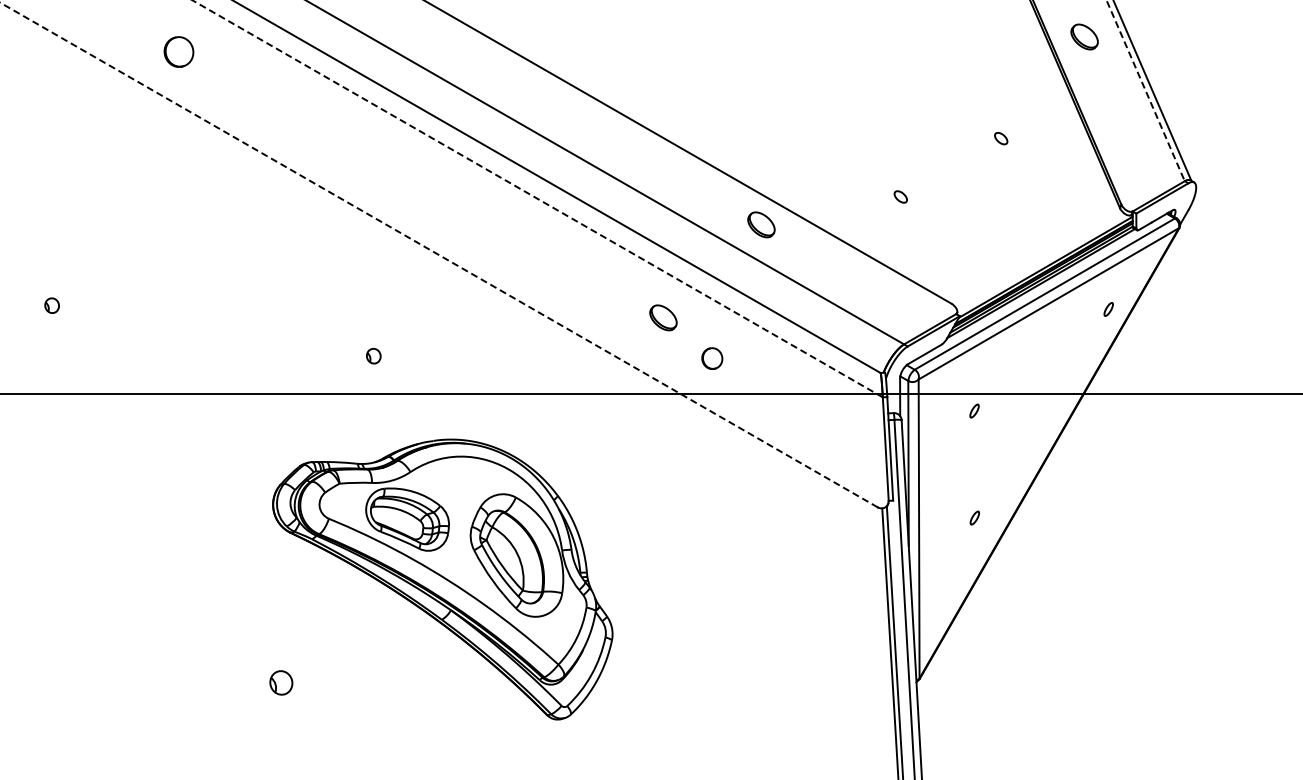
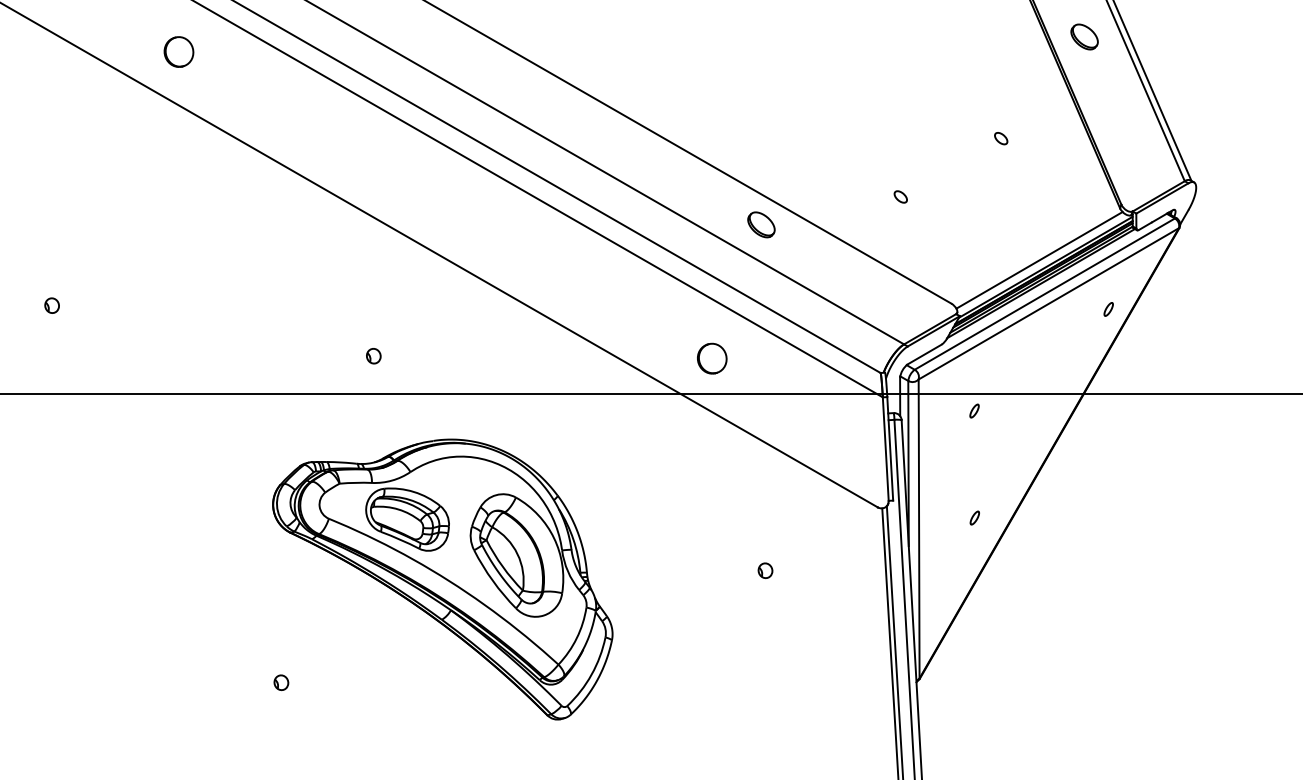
line: dashed -> solid (1145, 91)
line: dashed -> solid (537, 198)
line: dashed -> solid (438, 254)
line: none -> present (1039, 260)
part: present -> none (663, 317)
part size: 23x23 px -> 31x33 px (712, 358)
part: none -> present (765, 570)
part size: 25x26 px -> 17x17 px (281, 682)
